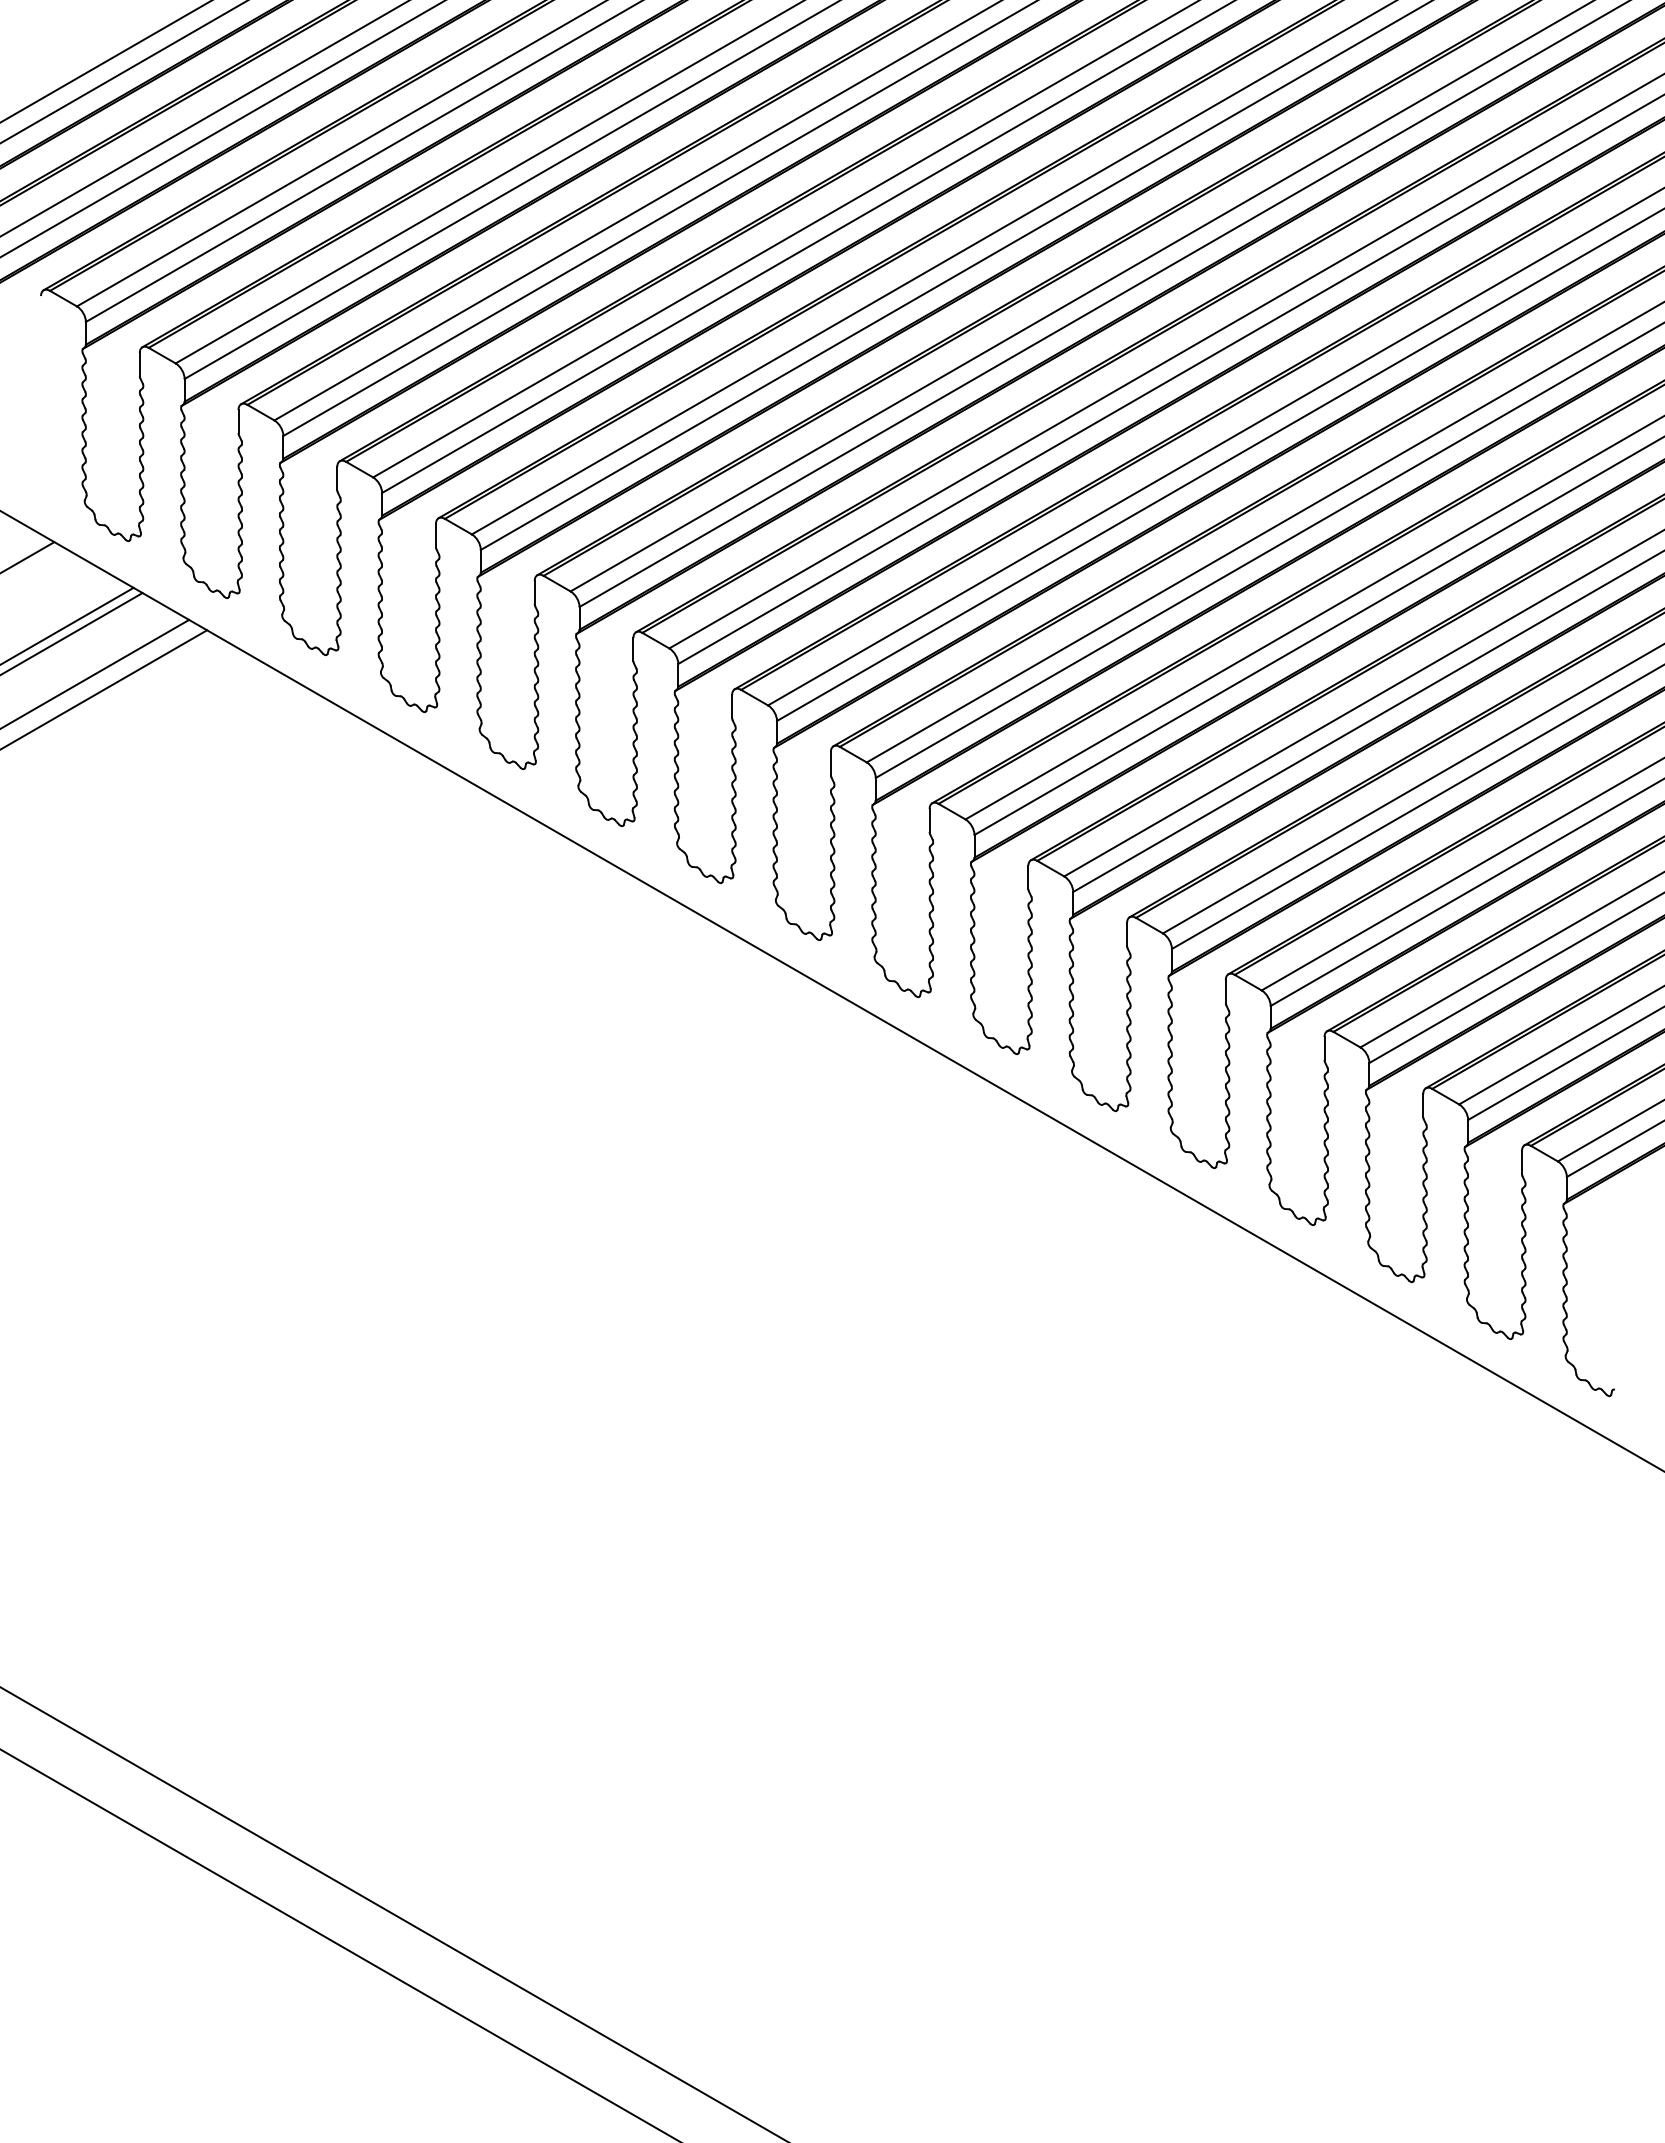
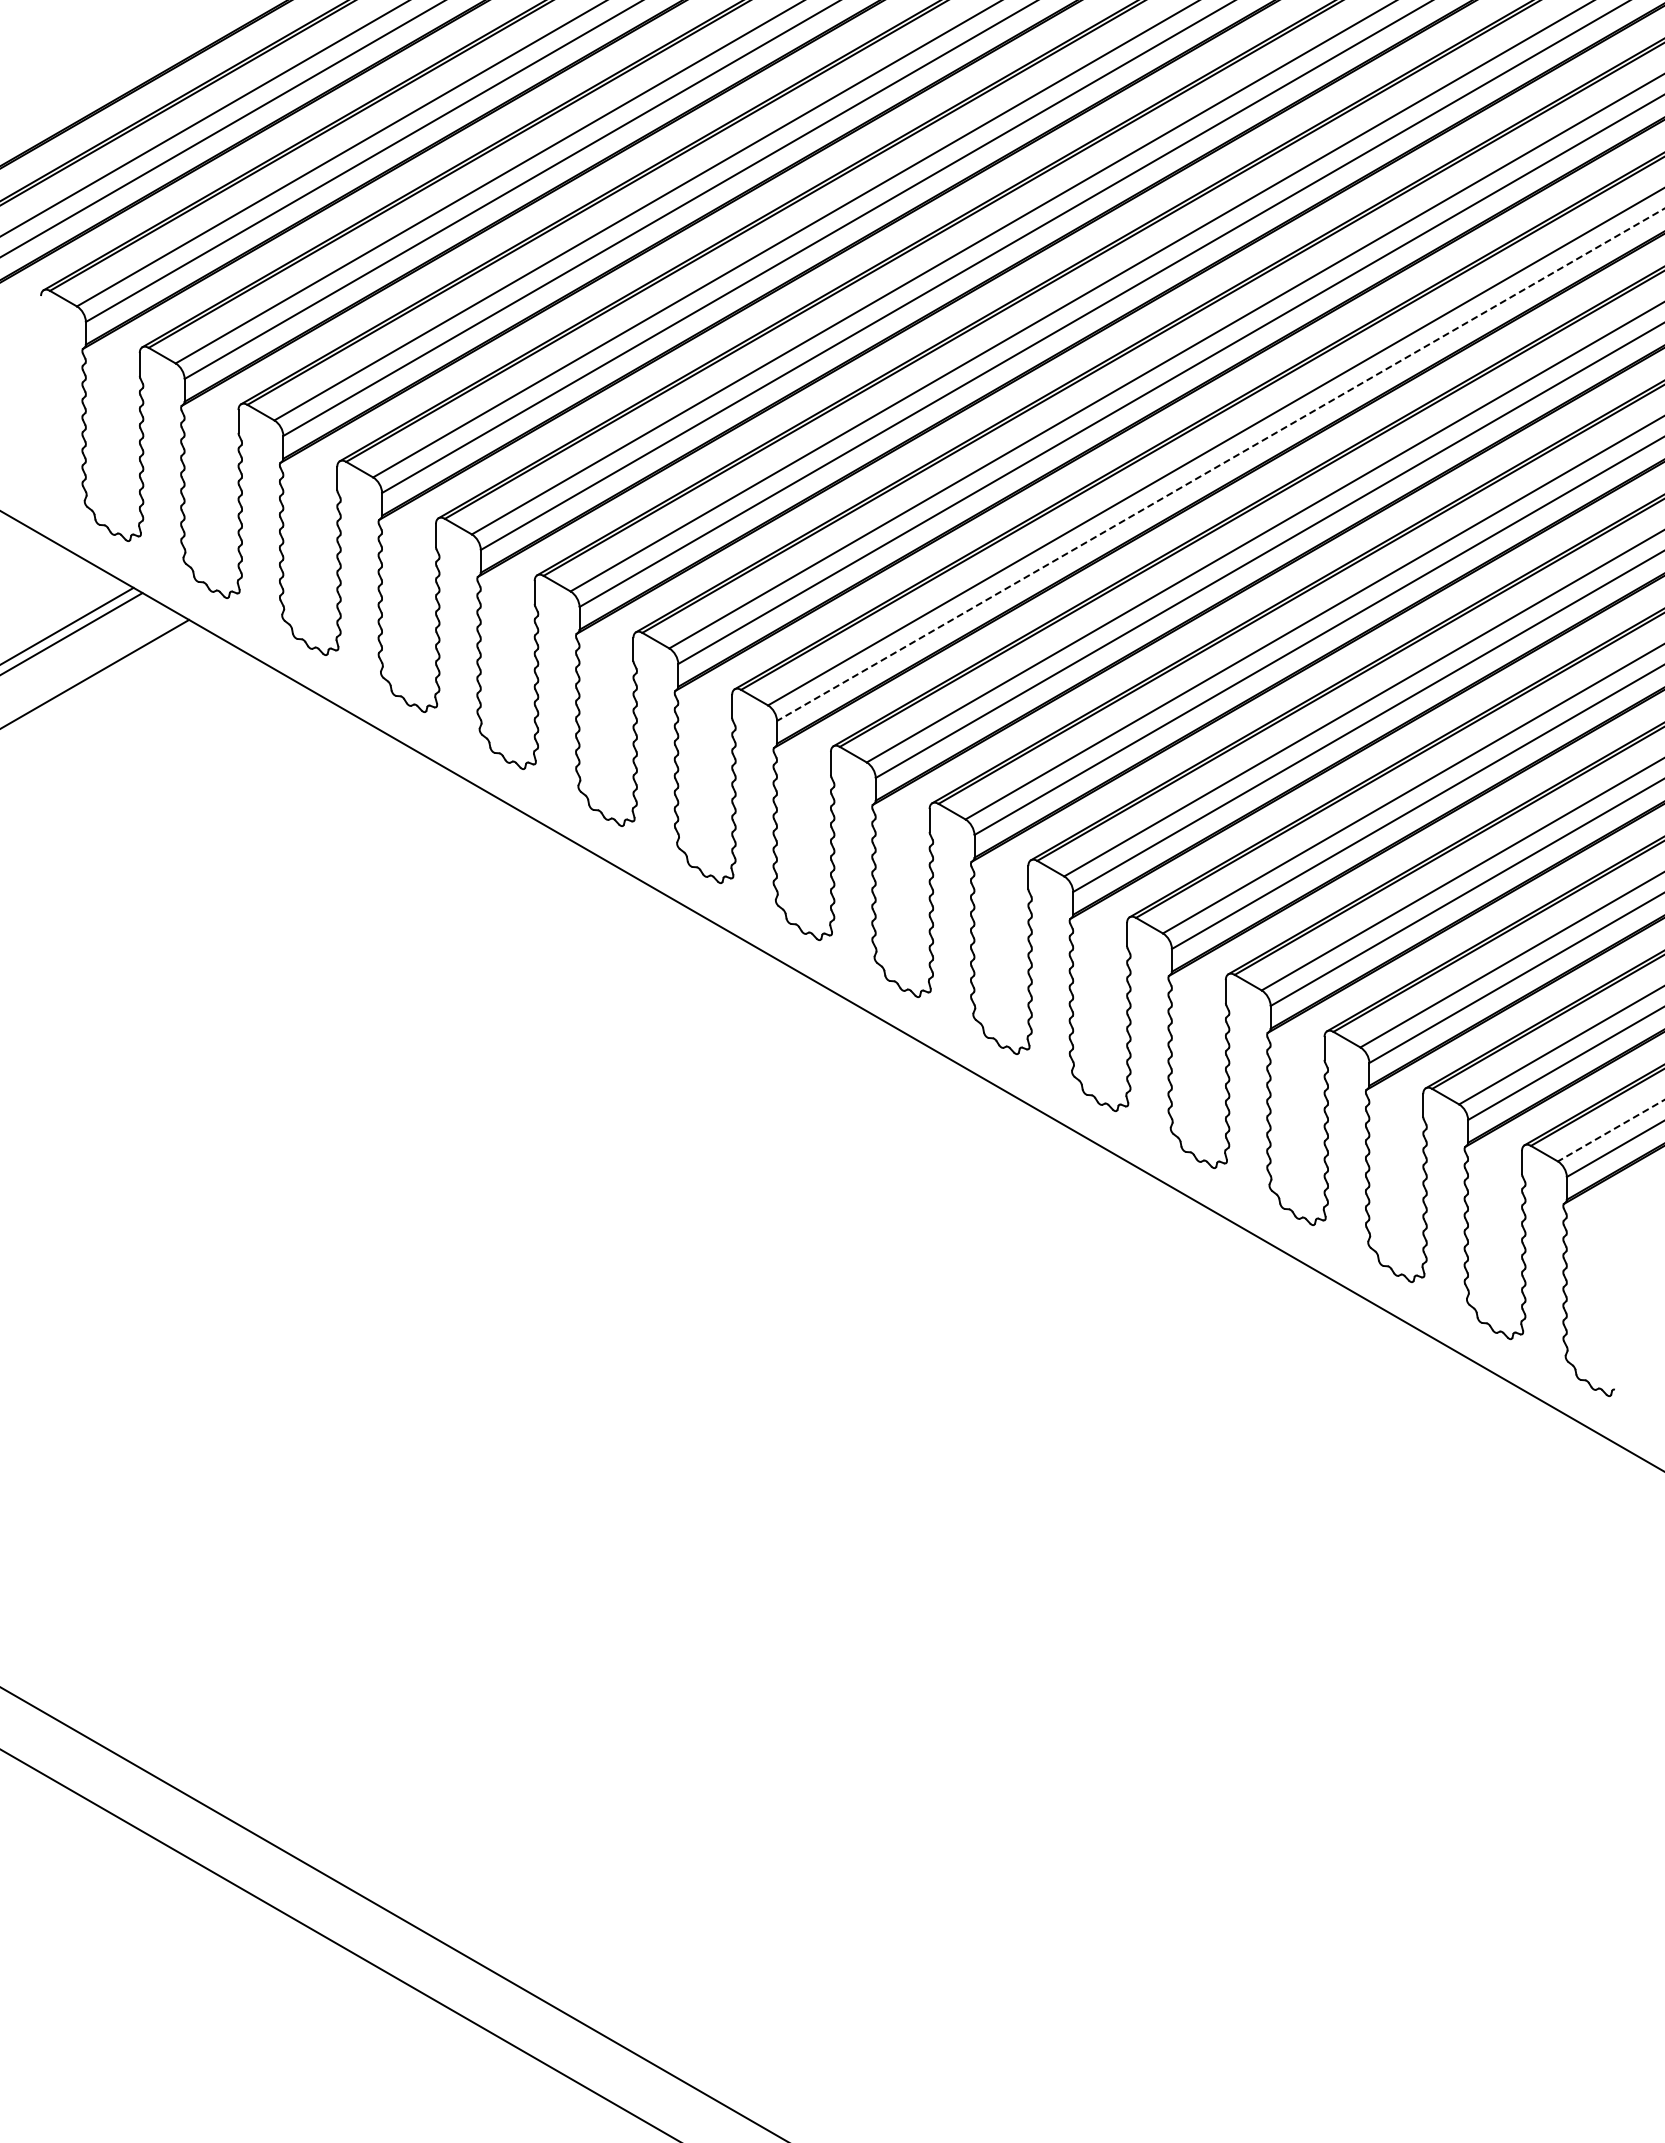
line: present -> none (105, 61)
line: present -> none (123, 71)
line: solid -> dashed (1220, 465)
line: present -> none (28, 557)
line: present -> none (104, 689)
line: solid -> dashed (1611, 1130)
